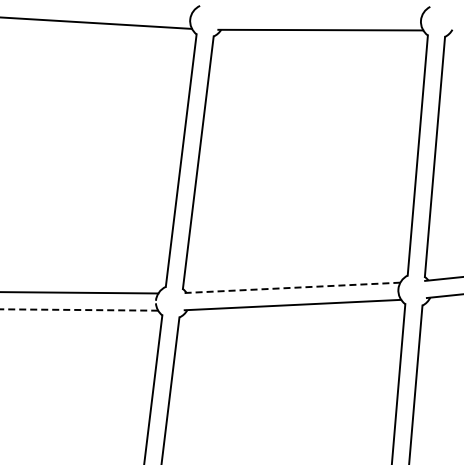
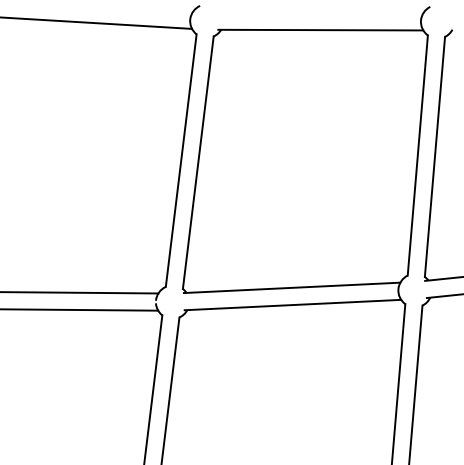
line: dashed -> solid (291, 287)
line: dashed -> solid (79, 310)
